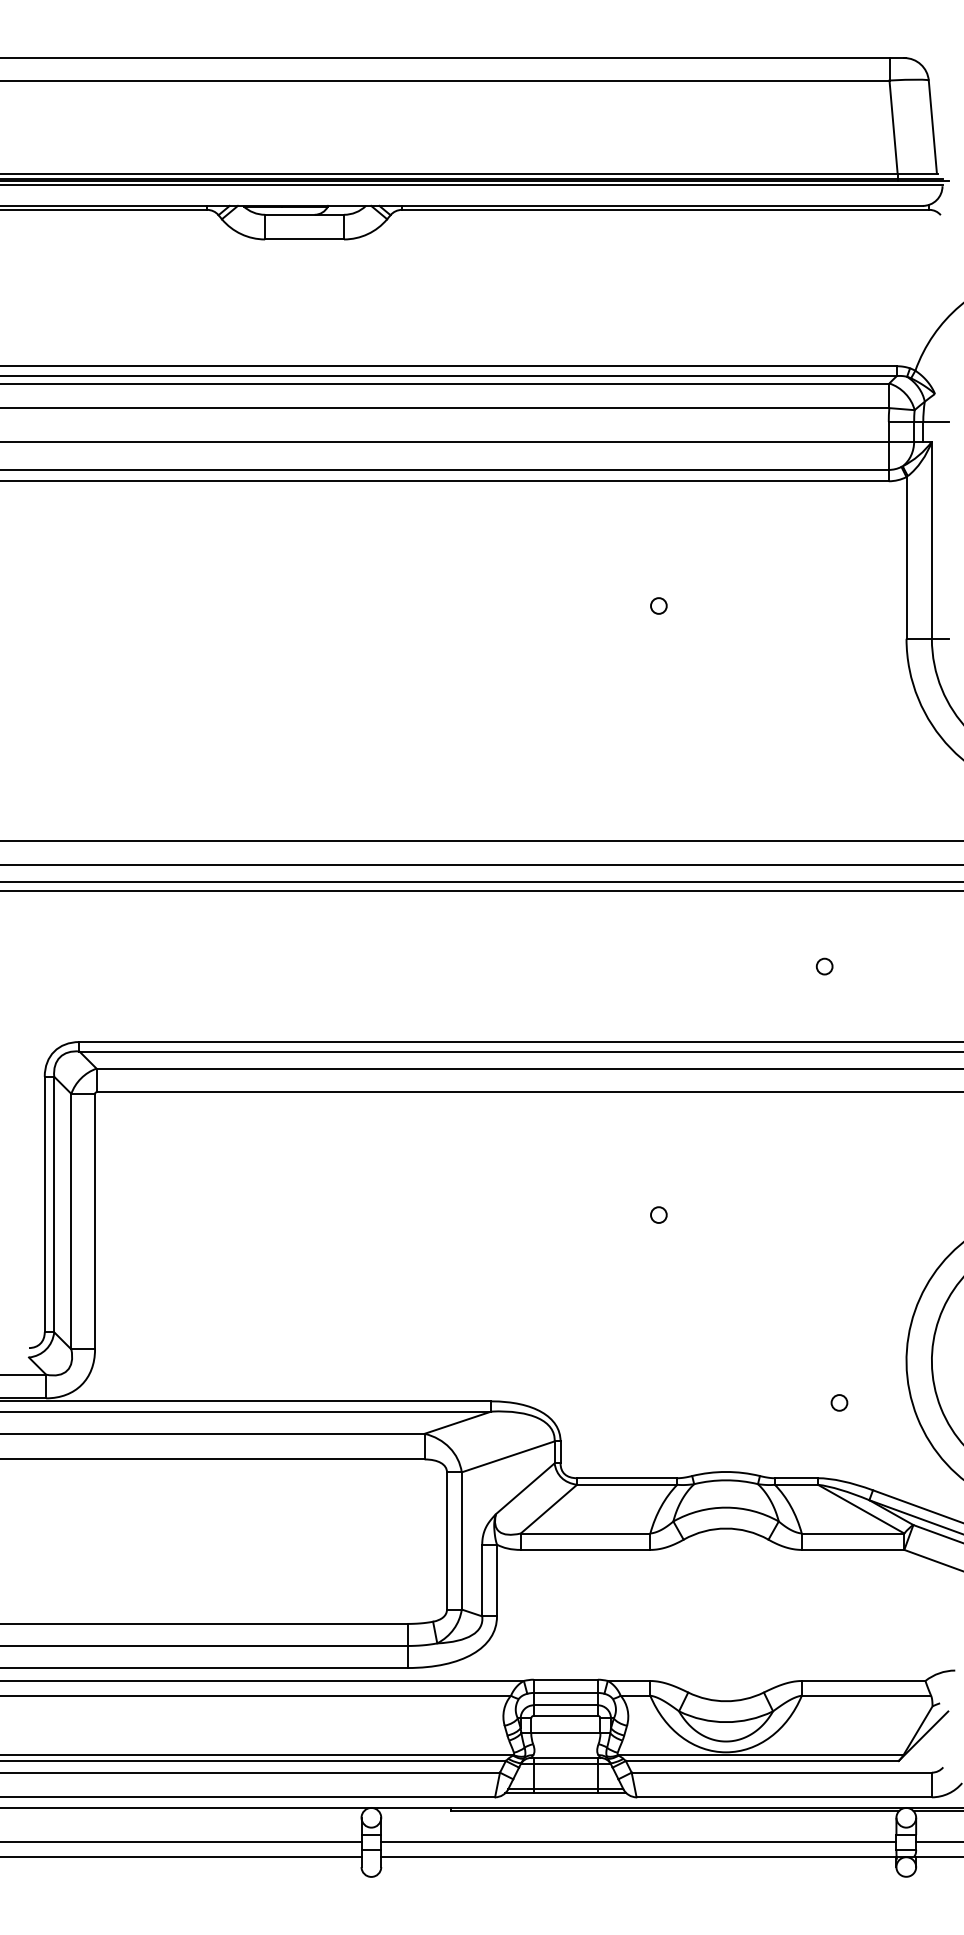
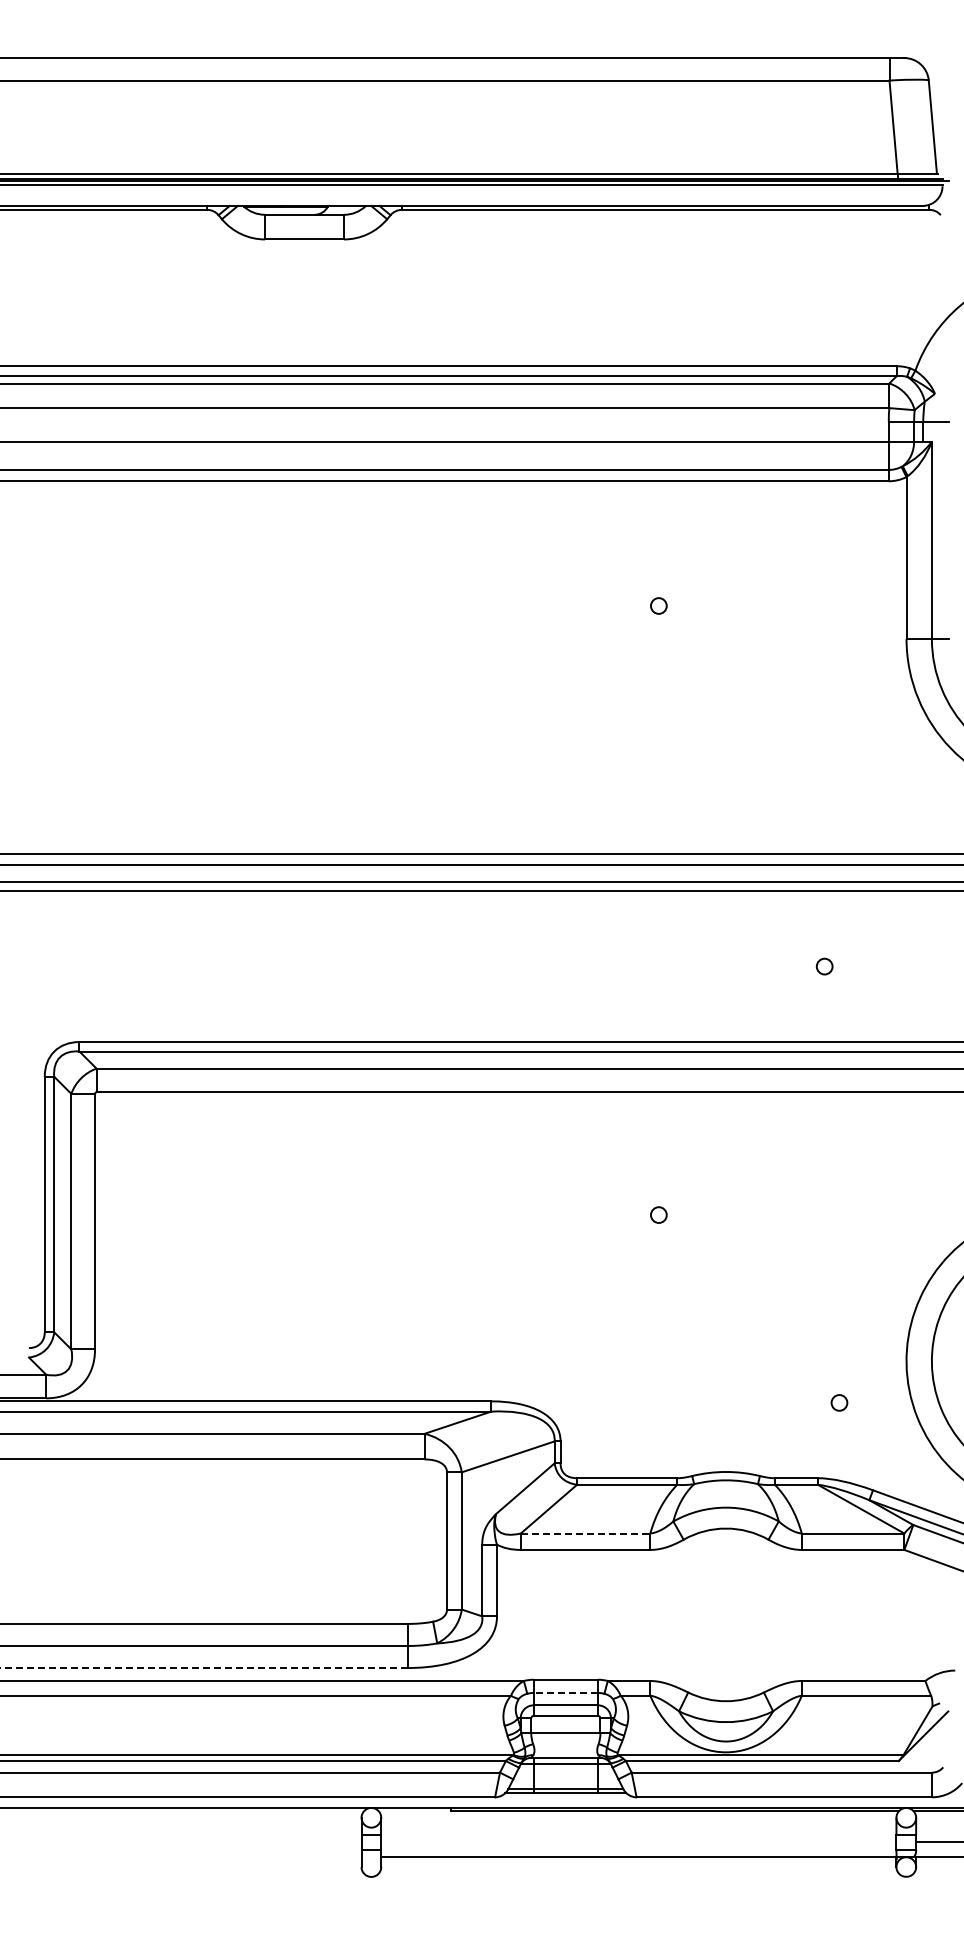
line position: (481, 840) -> (481, 853) (481, 853)
line: solid -> dashed (585, 1533)
line: solid -> dashed (203, 1668)
line: solid -> dashed (565, 1692)
line: present -> none (181, 1842)
line: present -> none (638, 1842)
line: present -> none (181, 1857)
